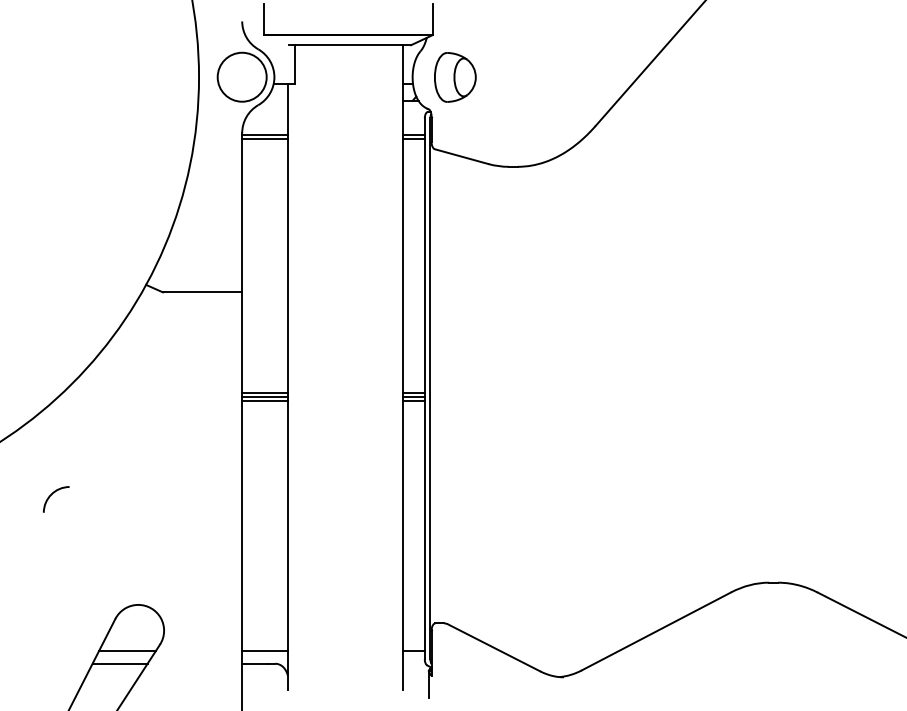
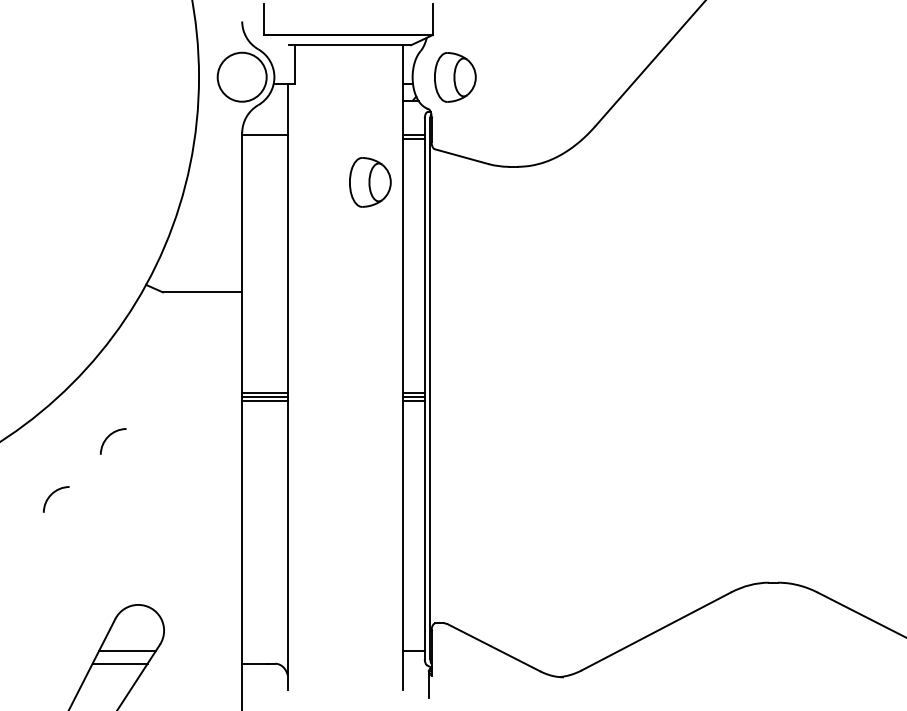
line: present -> none (264, 139)
part: none -> present (370, 182)
curve: none -> present (111, 435)
line: present -> none (264, 650)
